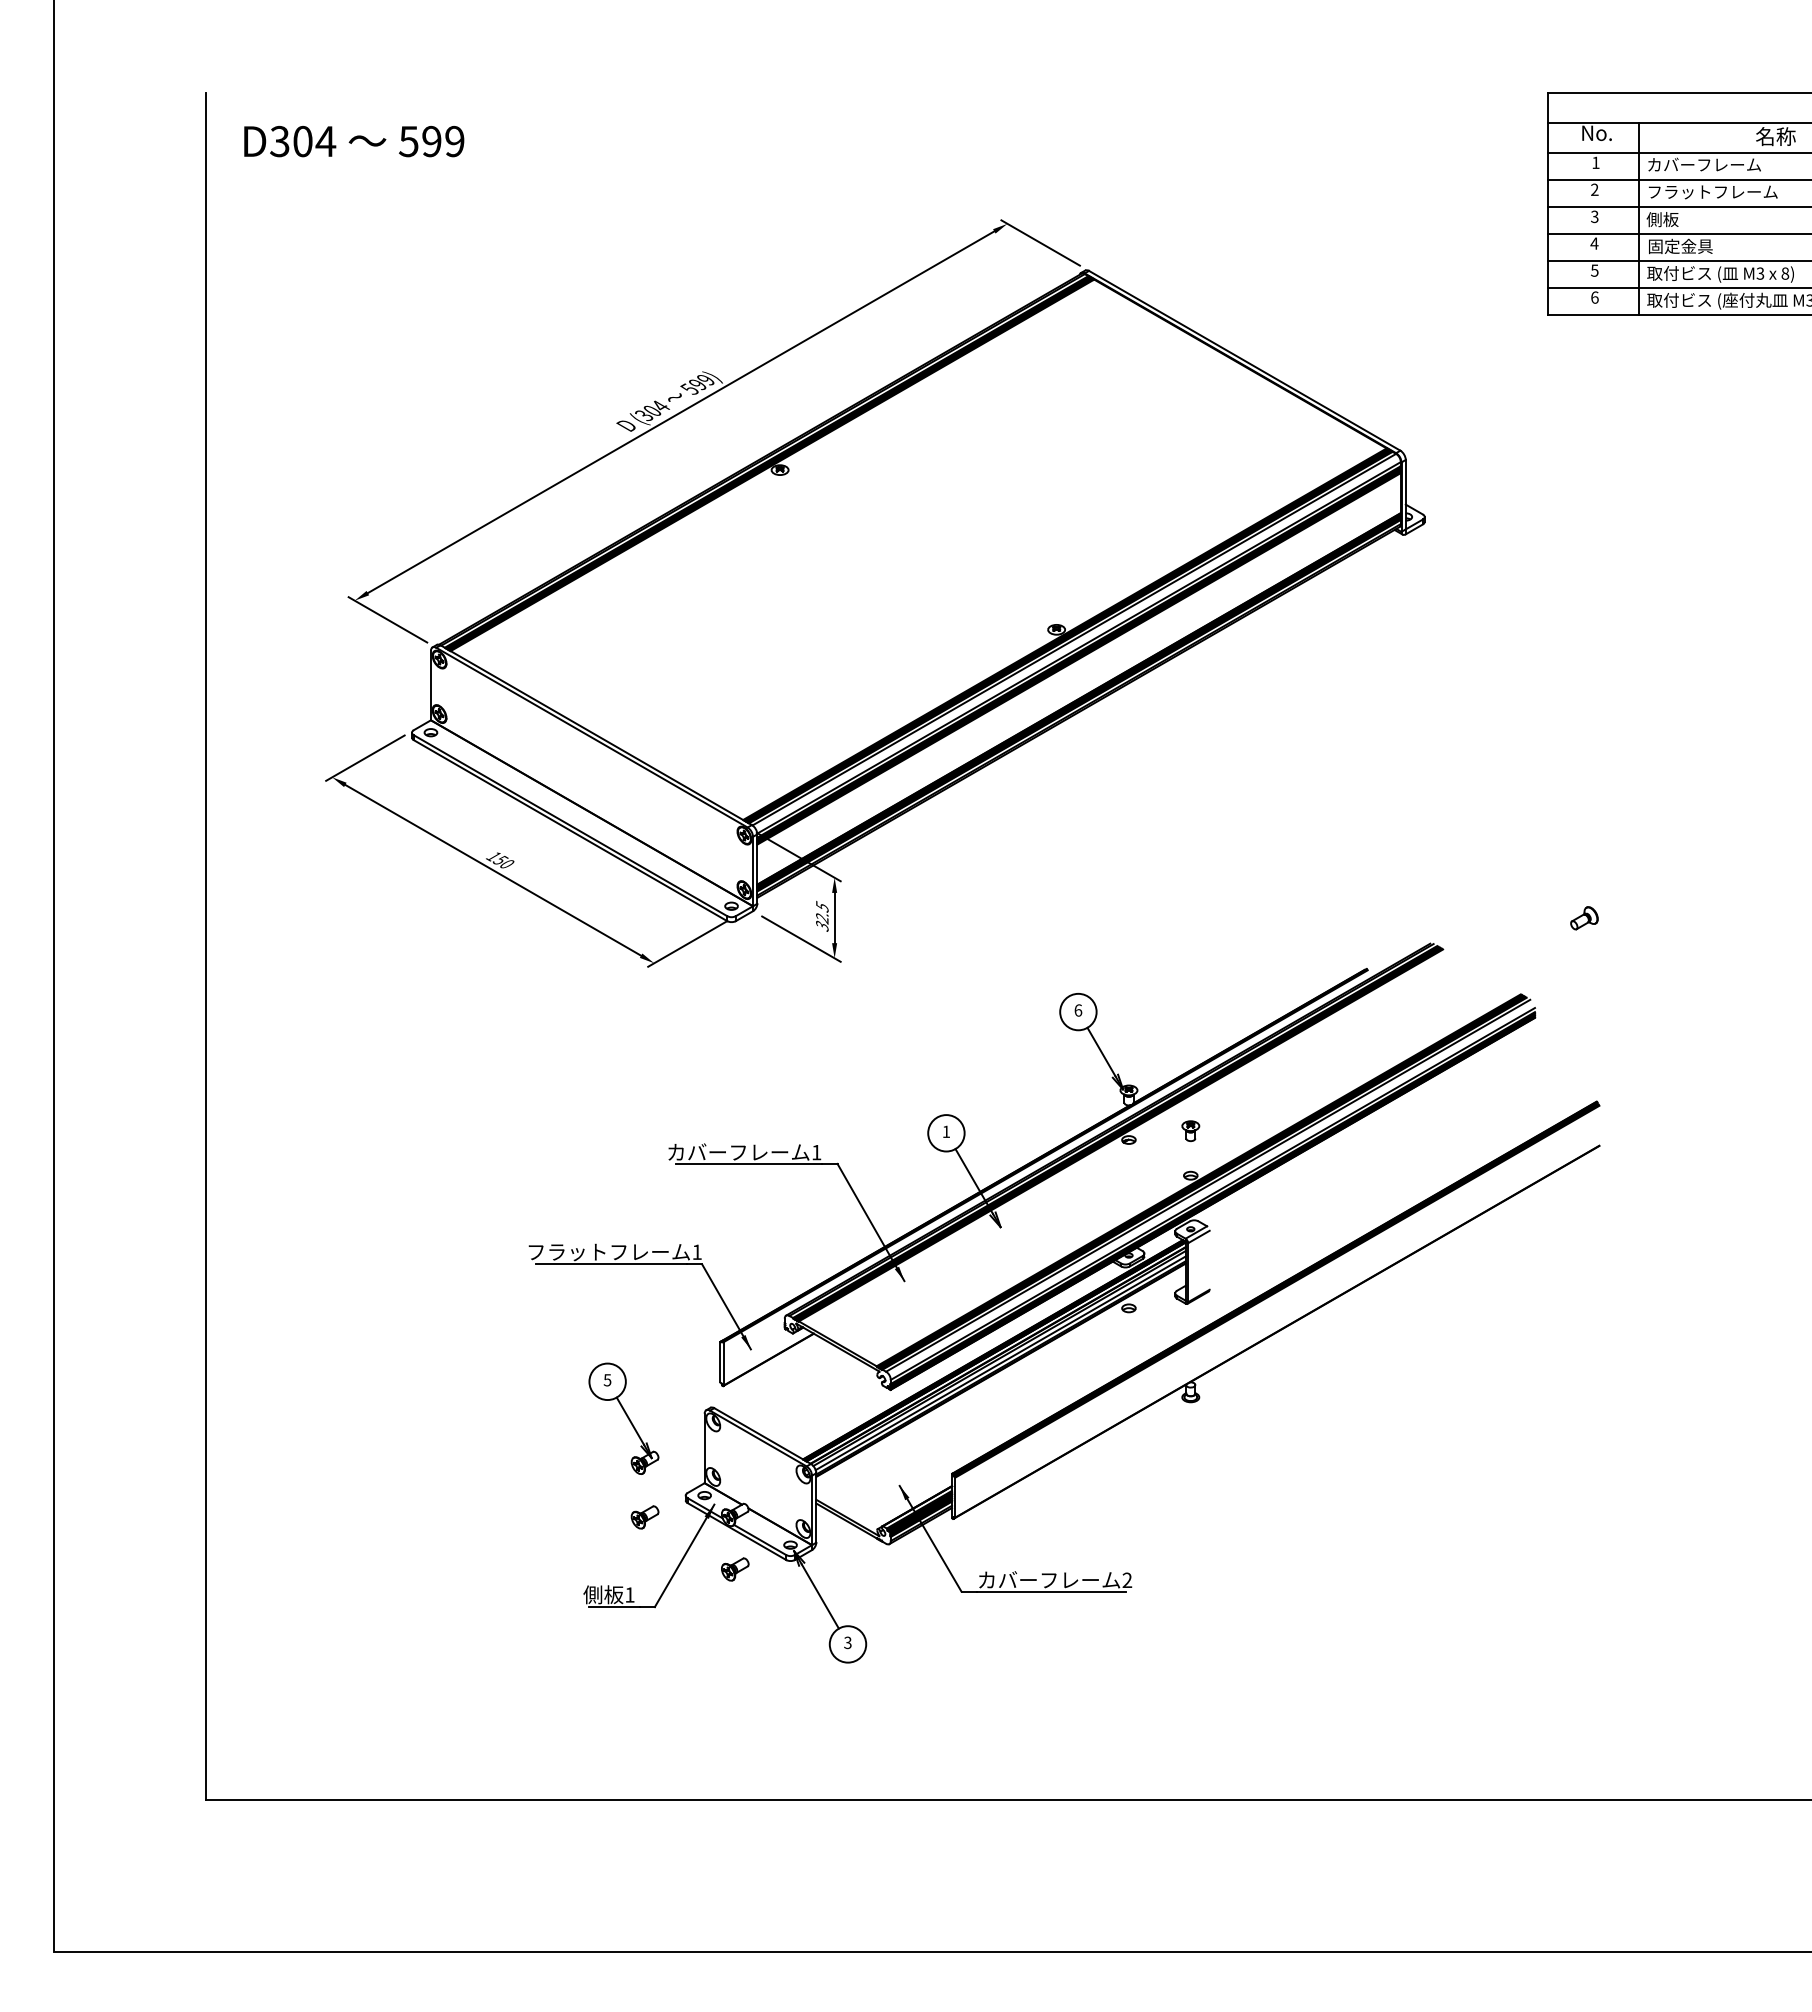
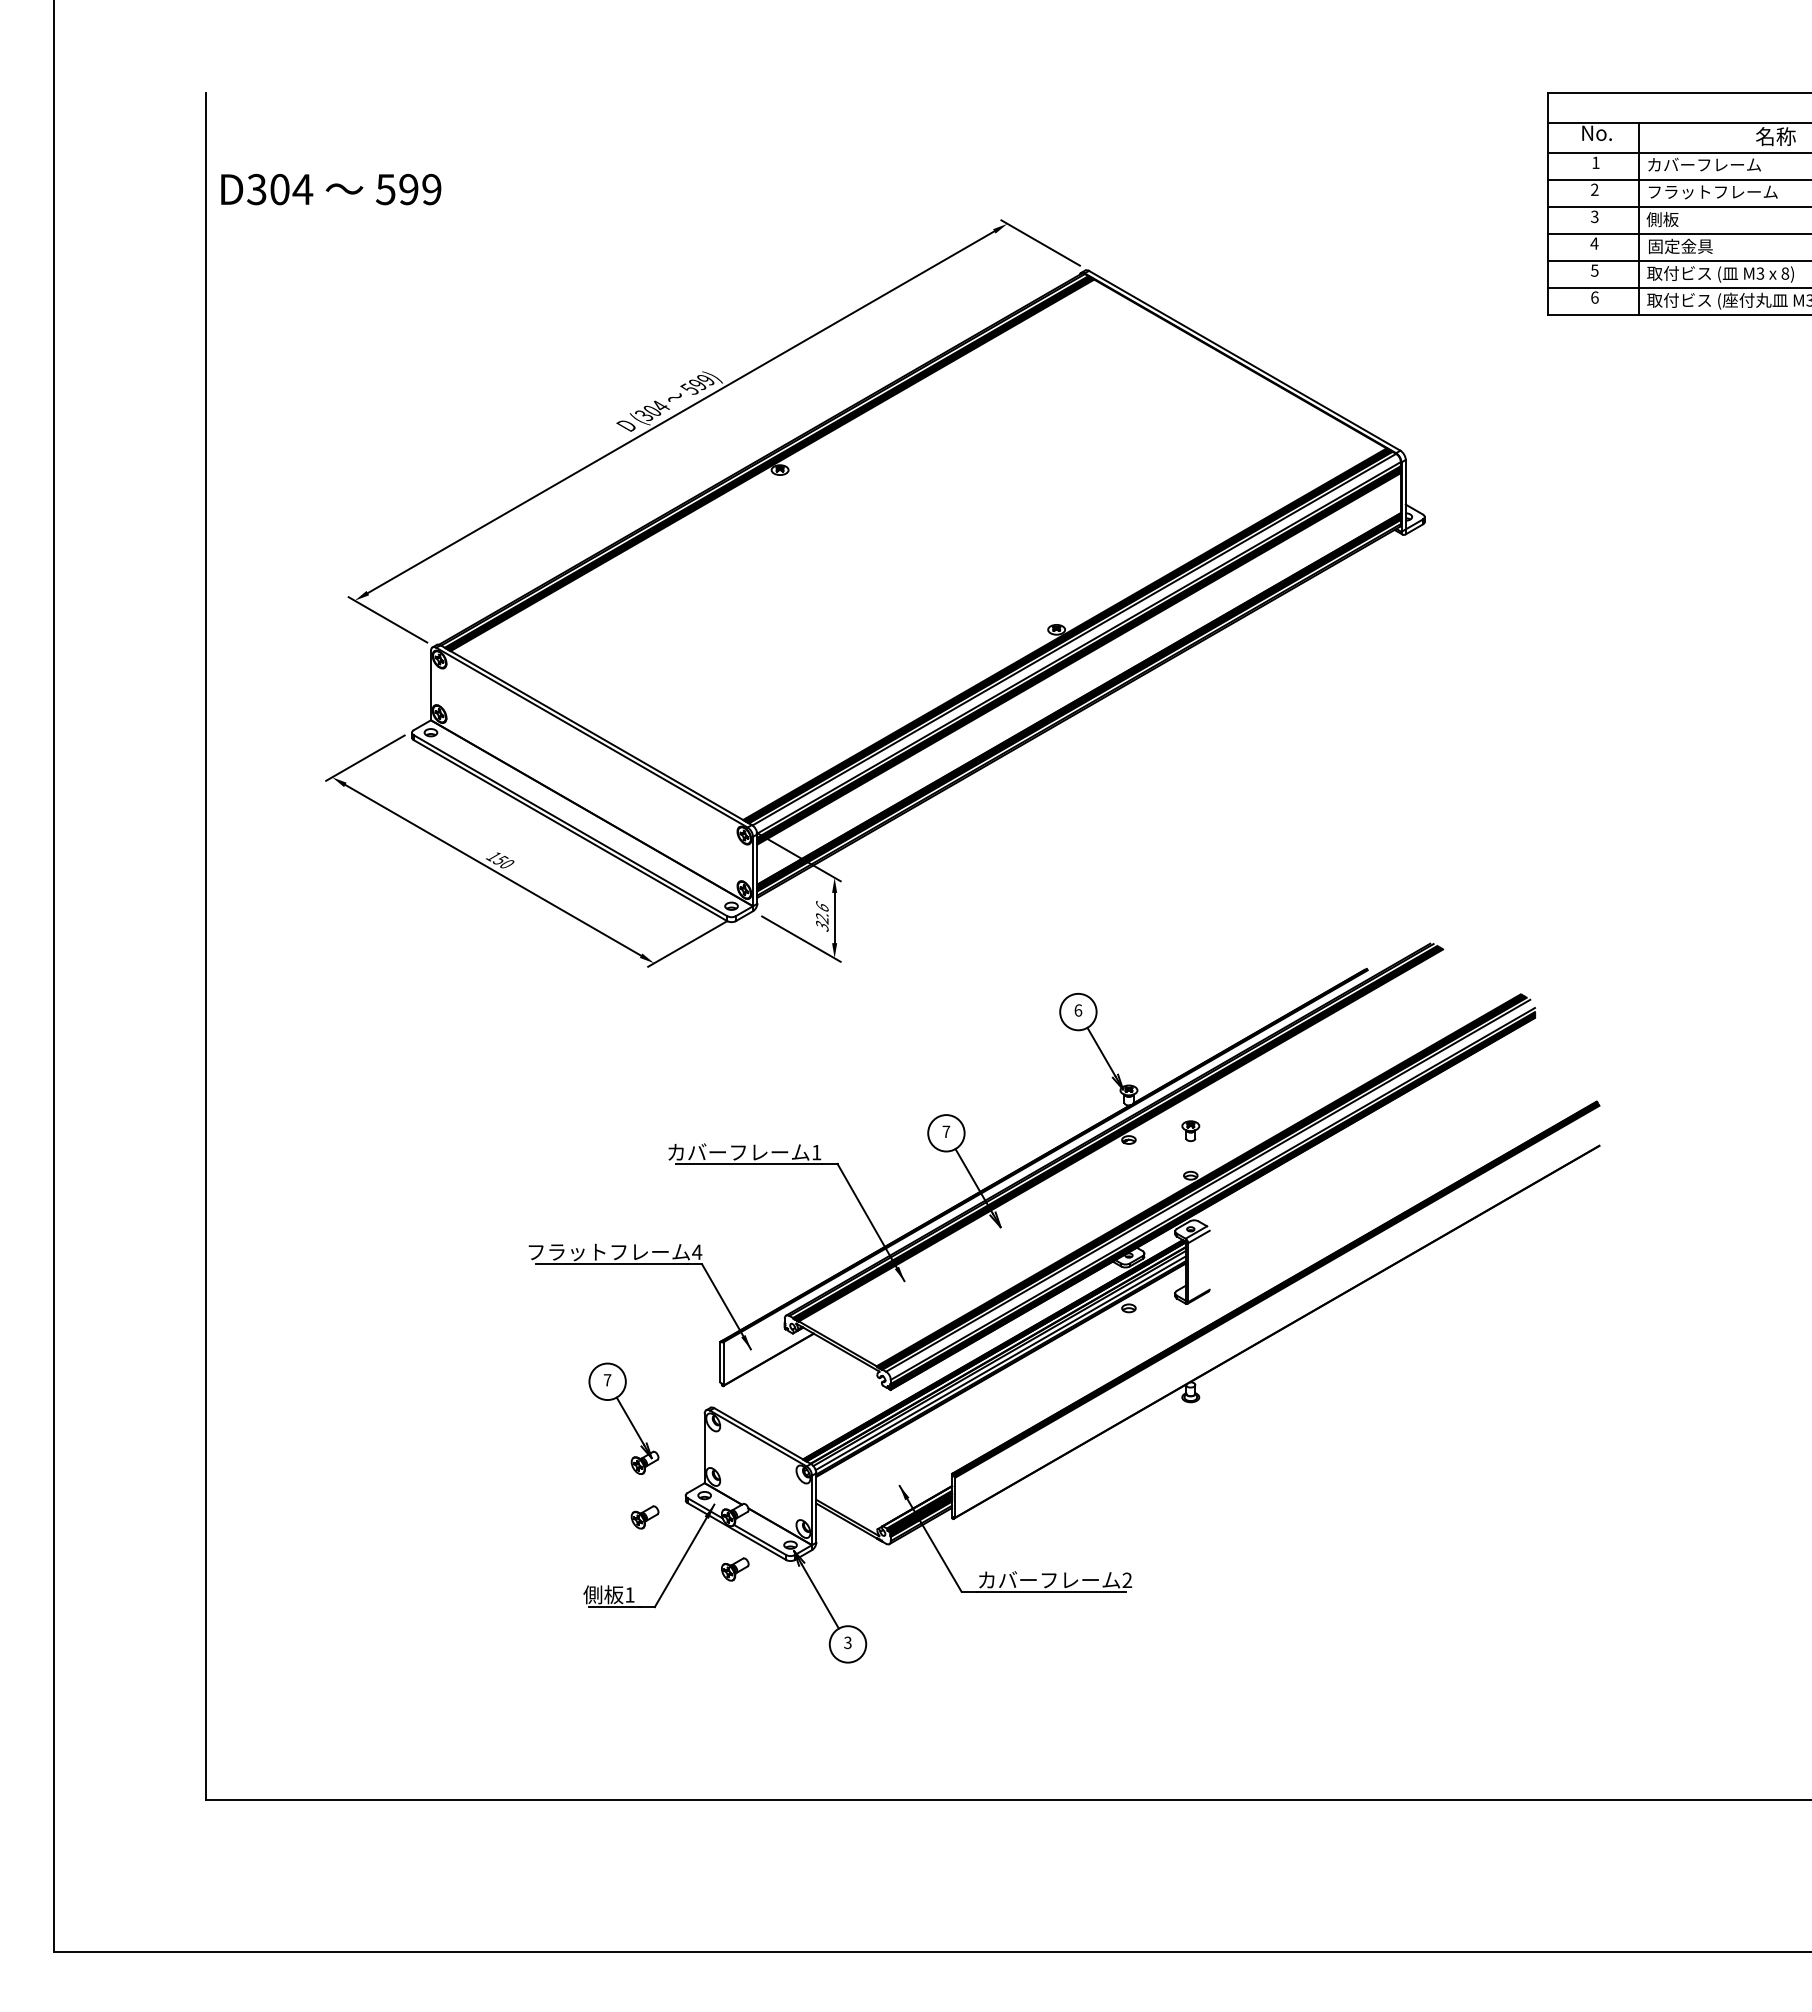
text position: (354, 141) -> (331, 189) (331, 189)
text: 32.5 -> 32.6 (822, 906)
part: present -> none (1584, 918)
text: 1 -> 7 (946, 1131)
text: 1 -> 4 (697, 1251)
text: 5 -> 7 (607, 1380)
